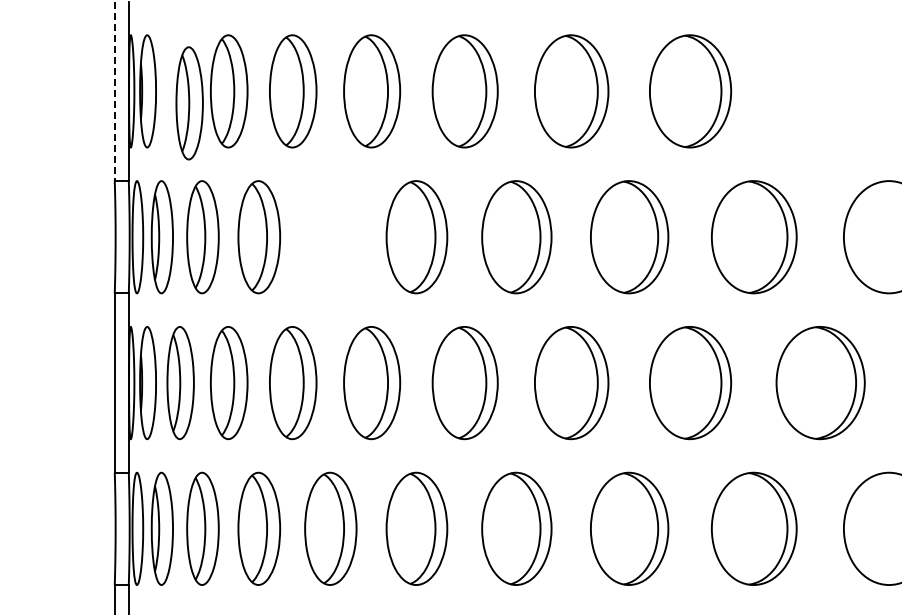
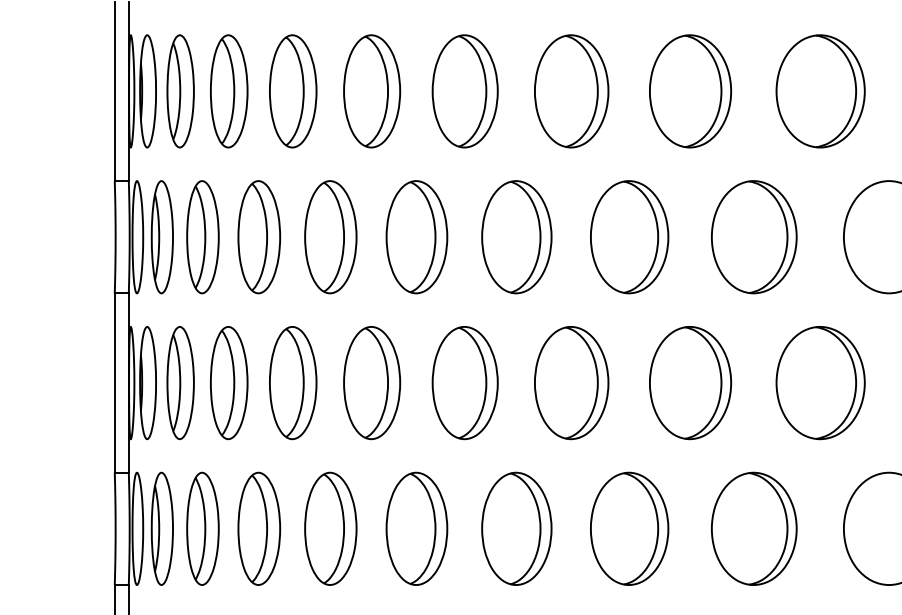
line: dashed -> solid (114, 91)
part: none -> present (820, 91)
part position: (189, 103) -> (180, 91) (180, 91)
part: none -> present (330, 237)
